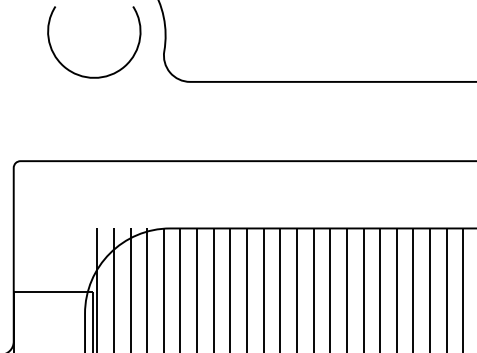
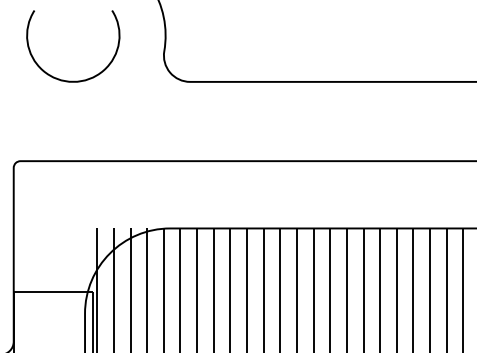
curve position: (94, 76) -> (73, 80) (73, 80)
